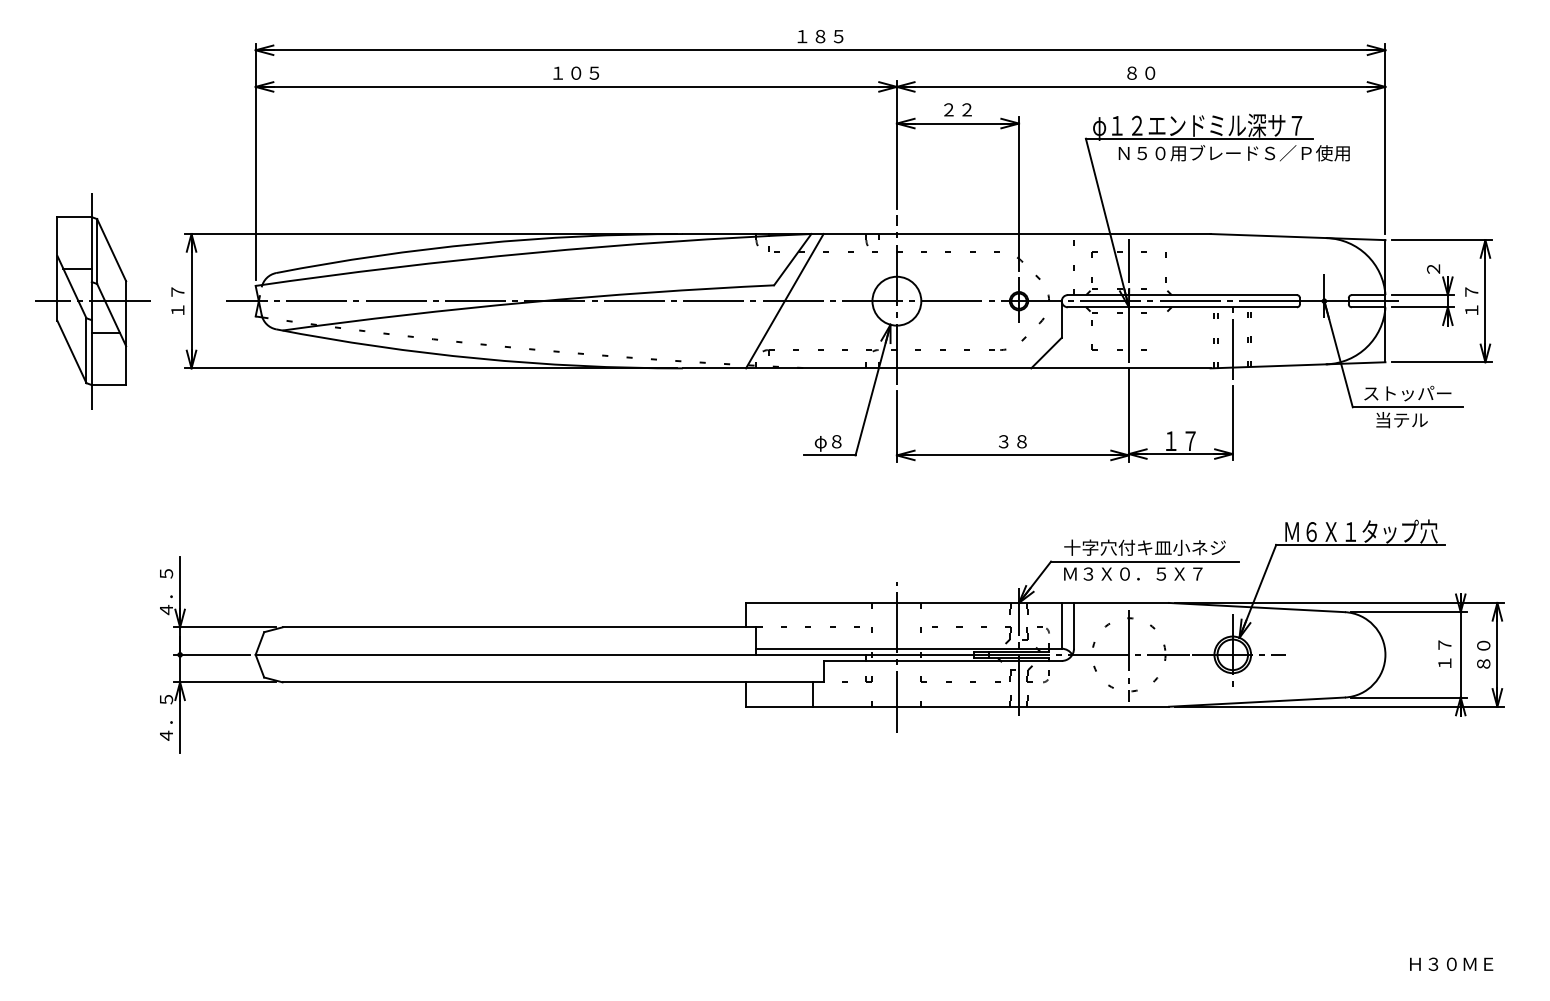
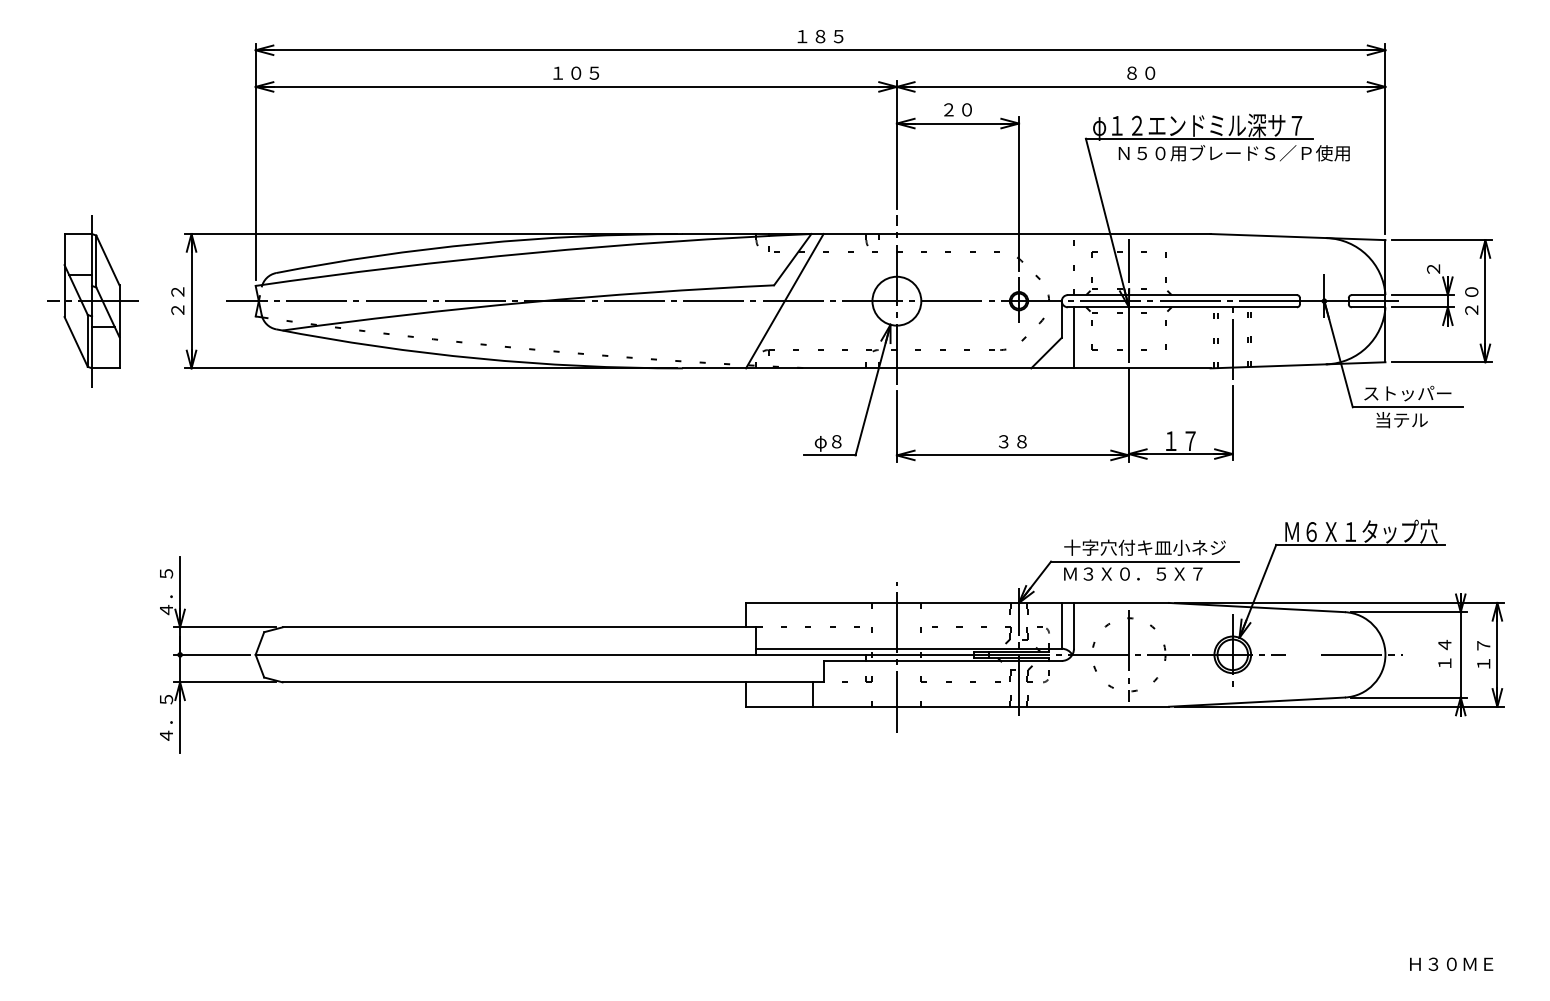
text: ２２ -> ２０ (966, 109)
text: １７ -> ２２ (177, 300)
text: １７ -> ２０ (1471, 300)
part size: 116x217 px -> 92x173 px (92, 301)
line: none -> present (1165, 325)
line: none -> present (1073, 337)
text: １７ -> １４ (1444, 644)
line: none -> present (1362, 654)
text: ８０ -> １７ (1483, 654)
